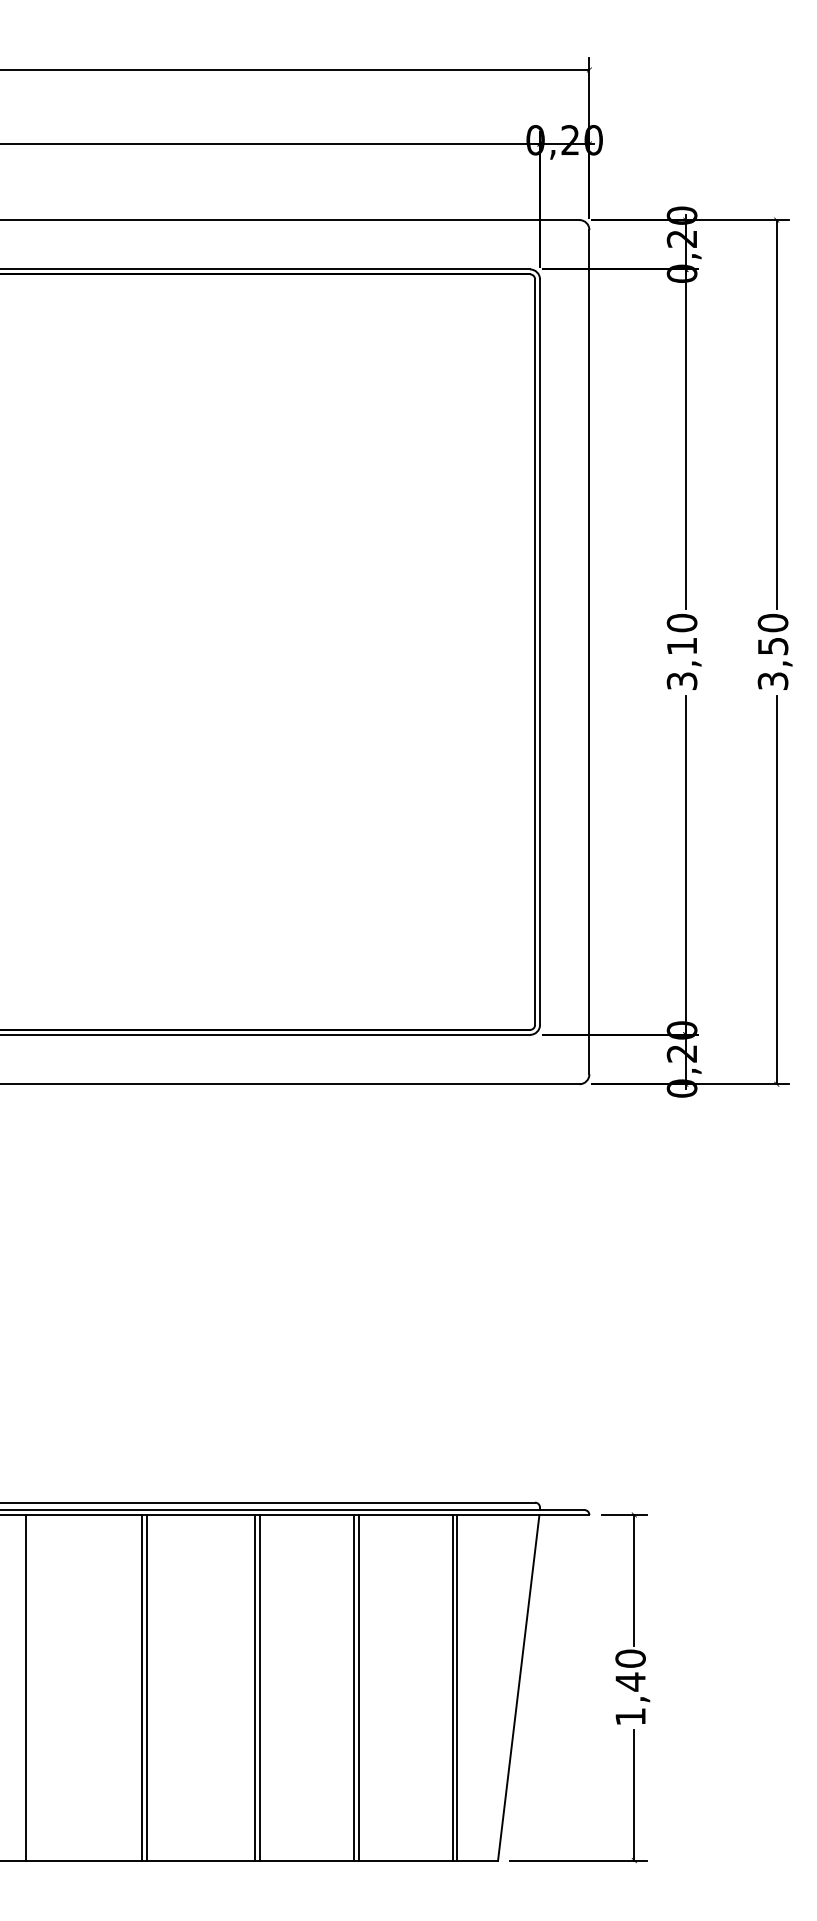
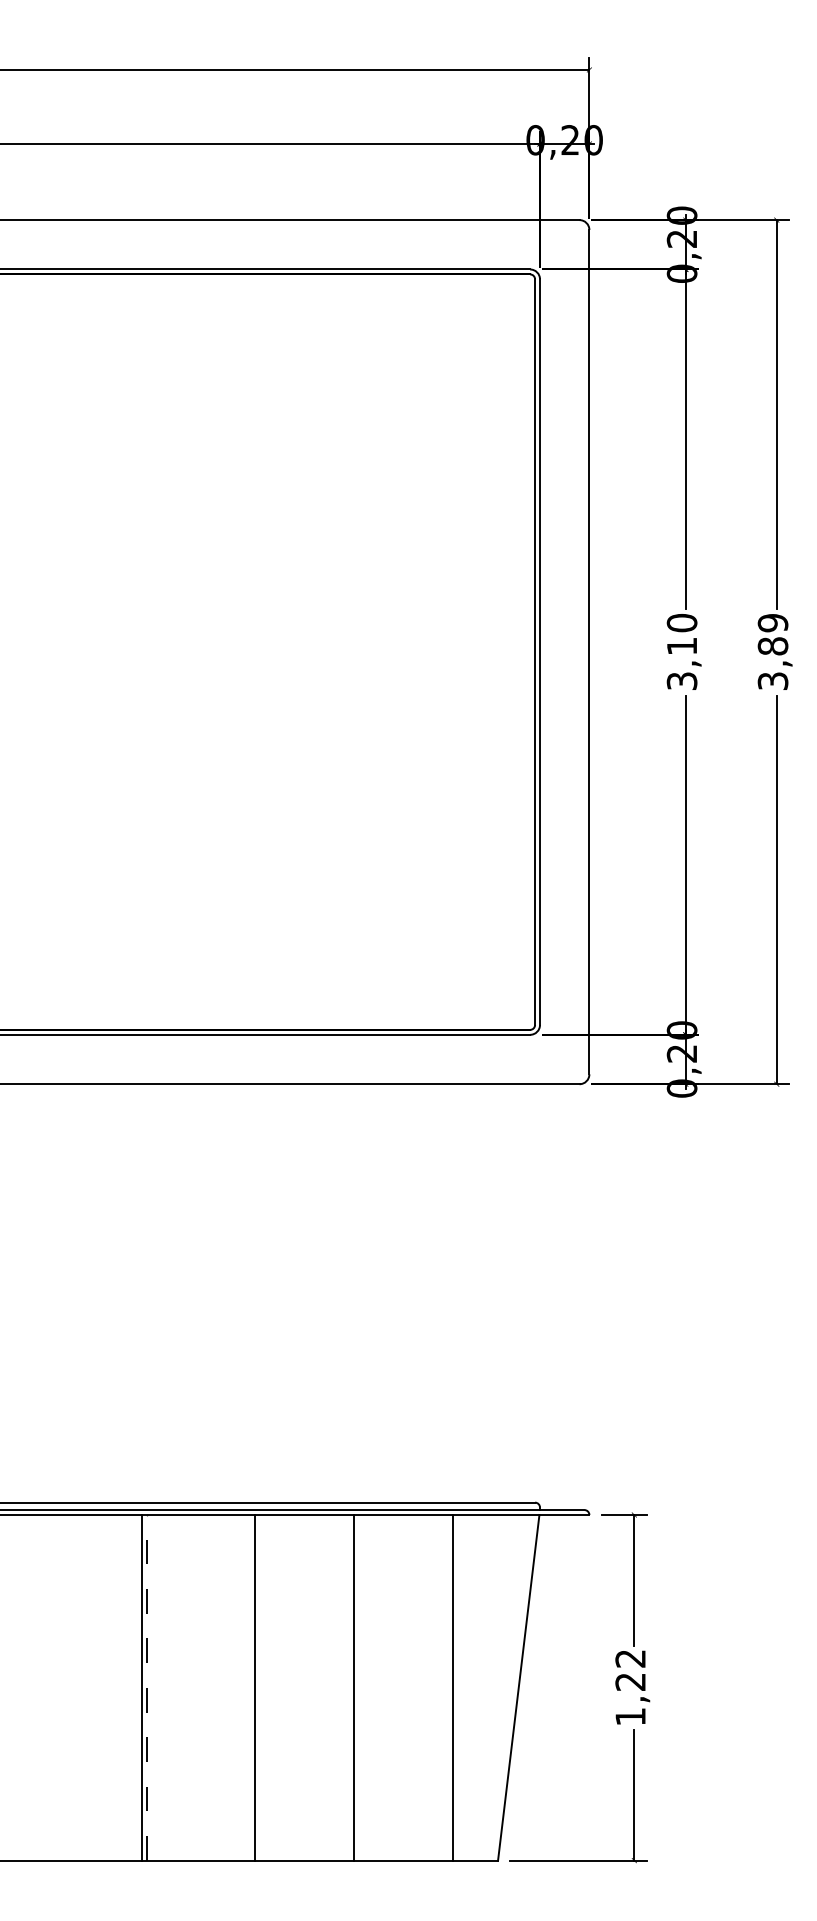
text: 3,50 -> 3,89 (772, 634)
text: 1,40 -> 1,22 (630, 1670)
line: present -> none (26, 1687)
line: solid -> dashed (146, 1687)
line: present -> none (259, 1687)
line: present -> none (358, 1687)
line: present -> none (457, 1687)
